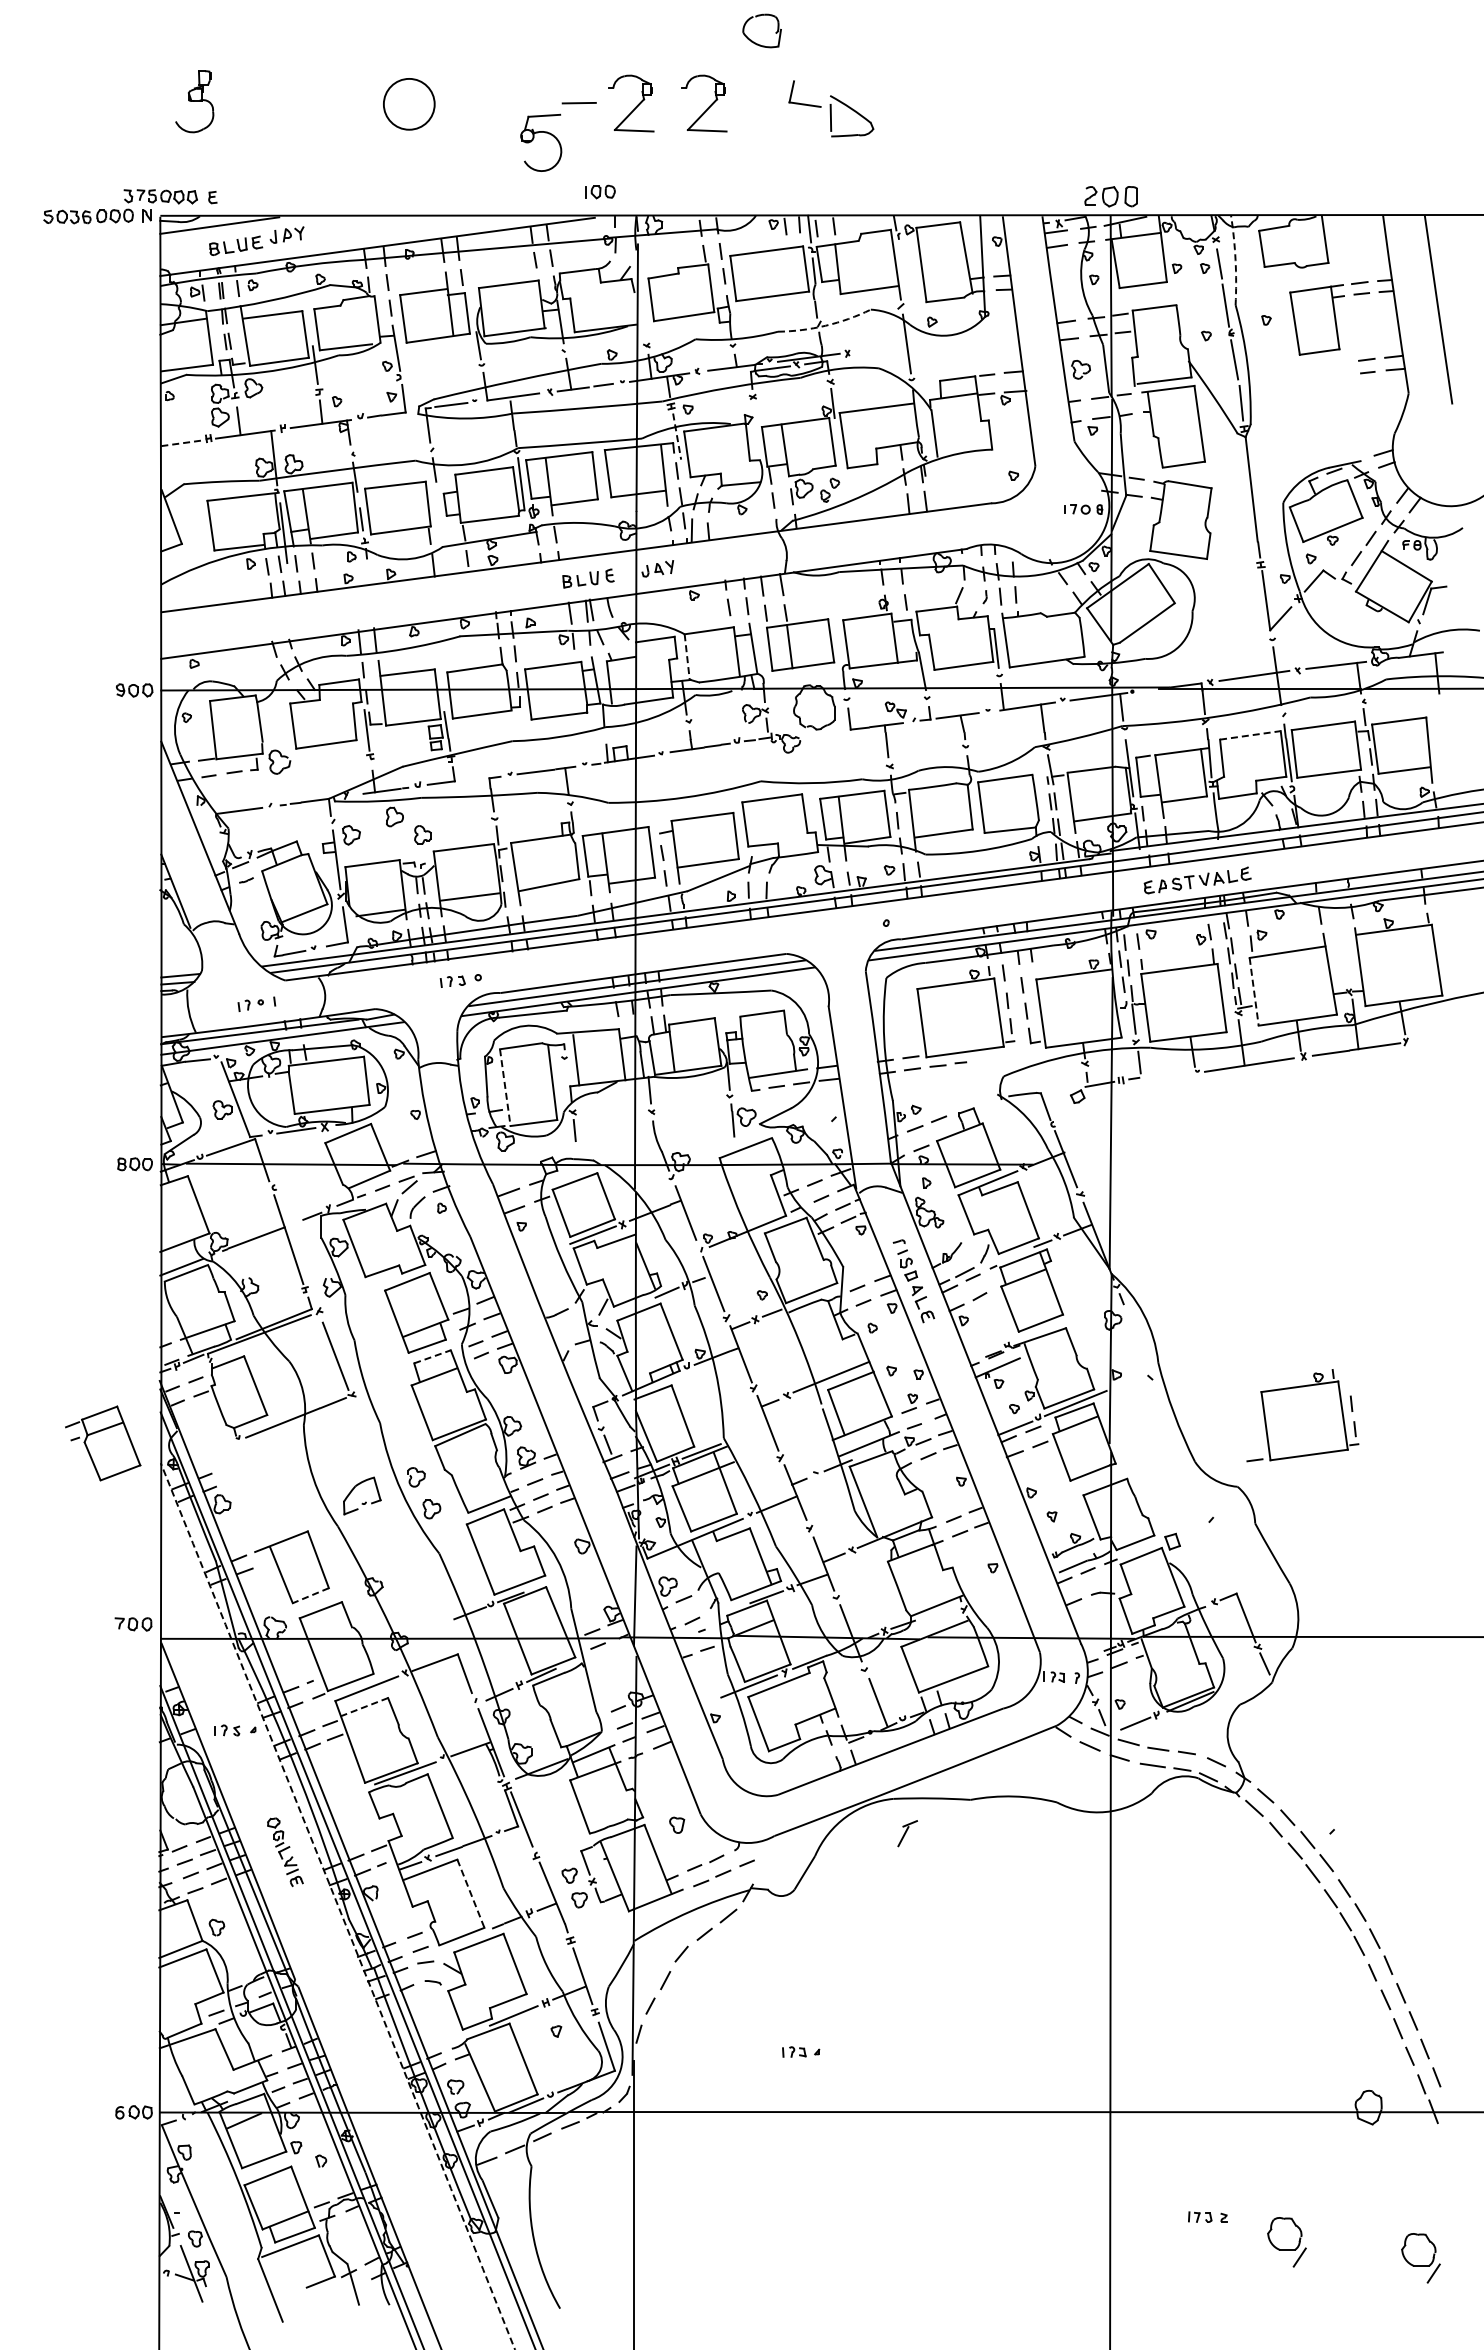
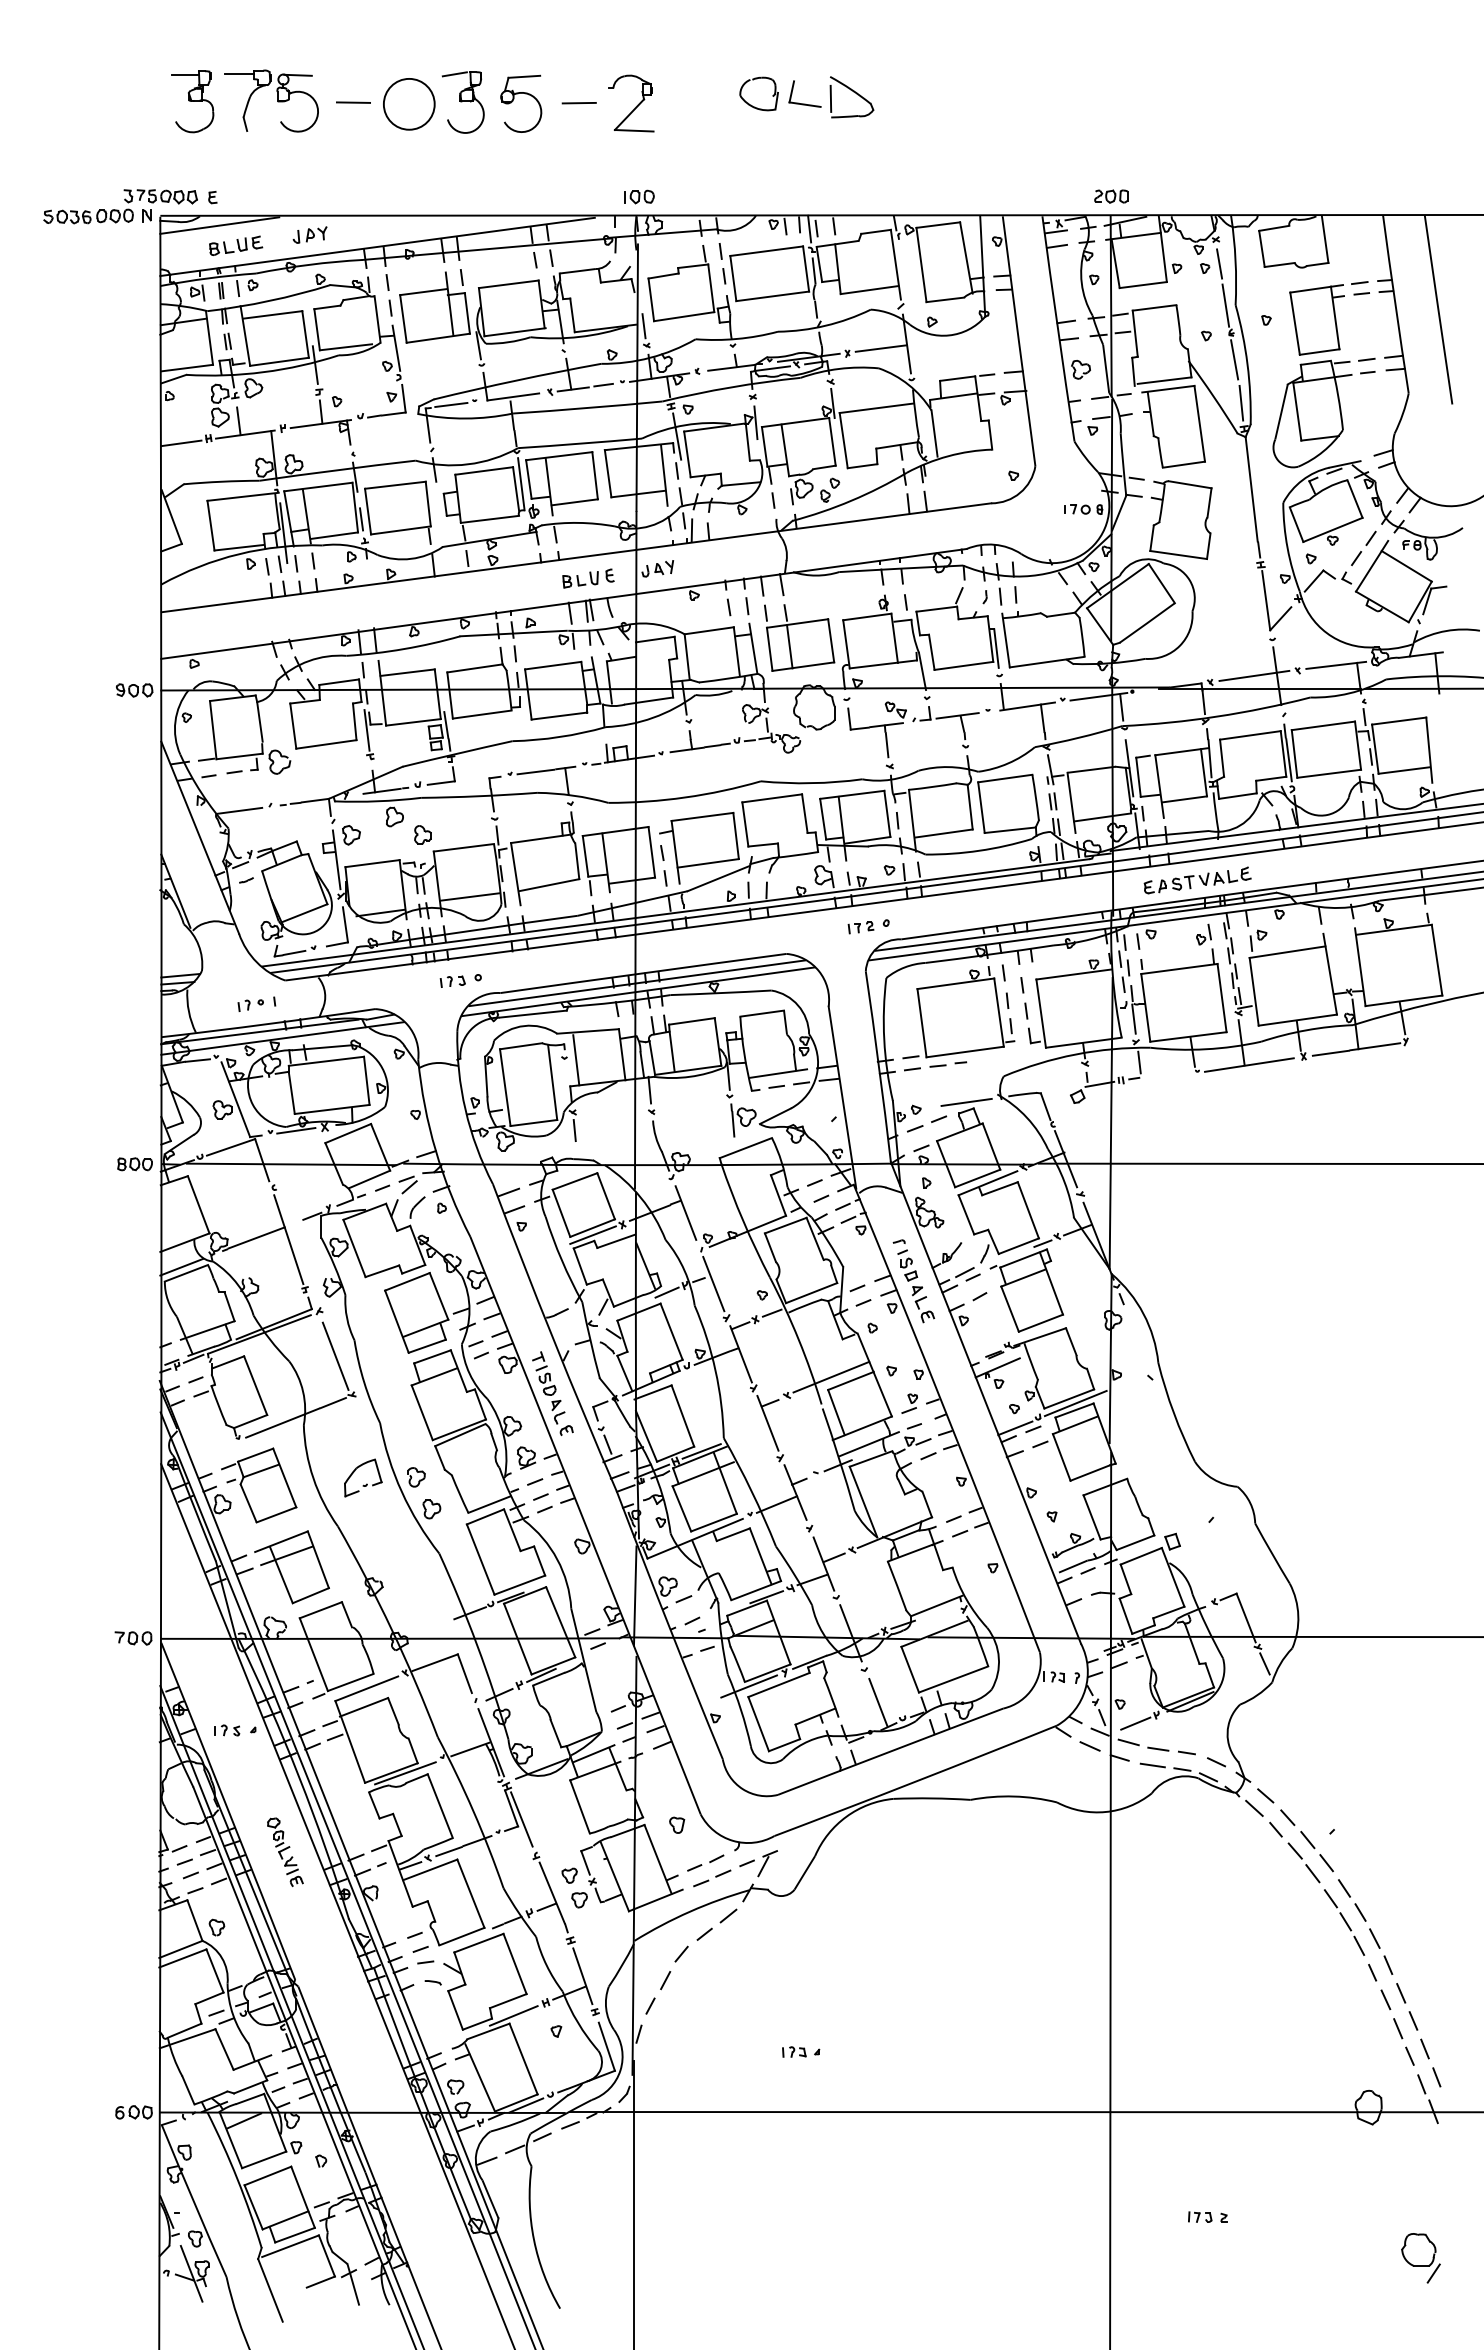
part position: (754, 41) -> (751, 104) (751, 104)
line: none -> present (184, 75)
part: none -> present (271, 100)
line: none -> present (353, 102)
part: none -> present (462, 102)
part: present -> none (704, 103)
part position: (851, 116) -> (851, 97) (851, 97)
part position: (534, 138) -> (514, 99) (514, 99)
part position: (600, 191) -> (639, 196) (639, 196)
part size: 54x22 px -> 35x15 px (1111, 196)
part position: (286, 234) -> (309, 234) (309, 234)
arc: dashed -> solid (1235, 260)
arc: dashed -> solid (825, 325)
line: none -> present (643, 326)
line: none -> present (880, 348)
part: none -> present (1312, 413)
line: none -> present (755, 422)
line: dashed -> solid (677, 437)
line: dashed -> solid (181, 443)
line: dashed -> solid (687, 656)
line: dashed -> solid (1250, 735)
part: none -> present (860, 927)
line: dashed -> solid (1254, 992)
line: dashed -> solid (505, 1087)
line: none -> present (966, 1101)
line: none -> present (1259, 1163)
line: dashed -> solid (433, 1356)
part: none -> present (552, 1393)
part: present -> none (1302, 1415)
part position: (103, 1443) -> (259, 1485) (259, 1485)
part position: (365, 1501) -> (366, 1483) (366, 1483)
line: none -> present (286, 1555)
line: dashed -> solid (310, 1595)
part position: (133, 1624) -> (133, 1638) (133, 1638)
line: dashed -> solid (364, 1707)
part position: (907, 1833) -> (767, 1863) (767, 1863)
line: dashed -> solid (470, 1893)
arc: dashed -> solid (338, 1905)
part: present -> none (1286, 2242)
